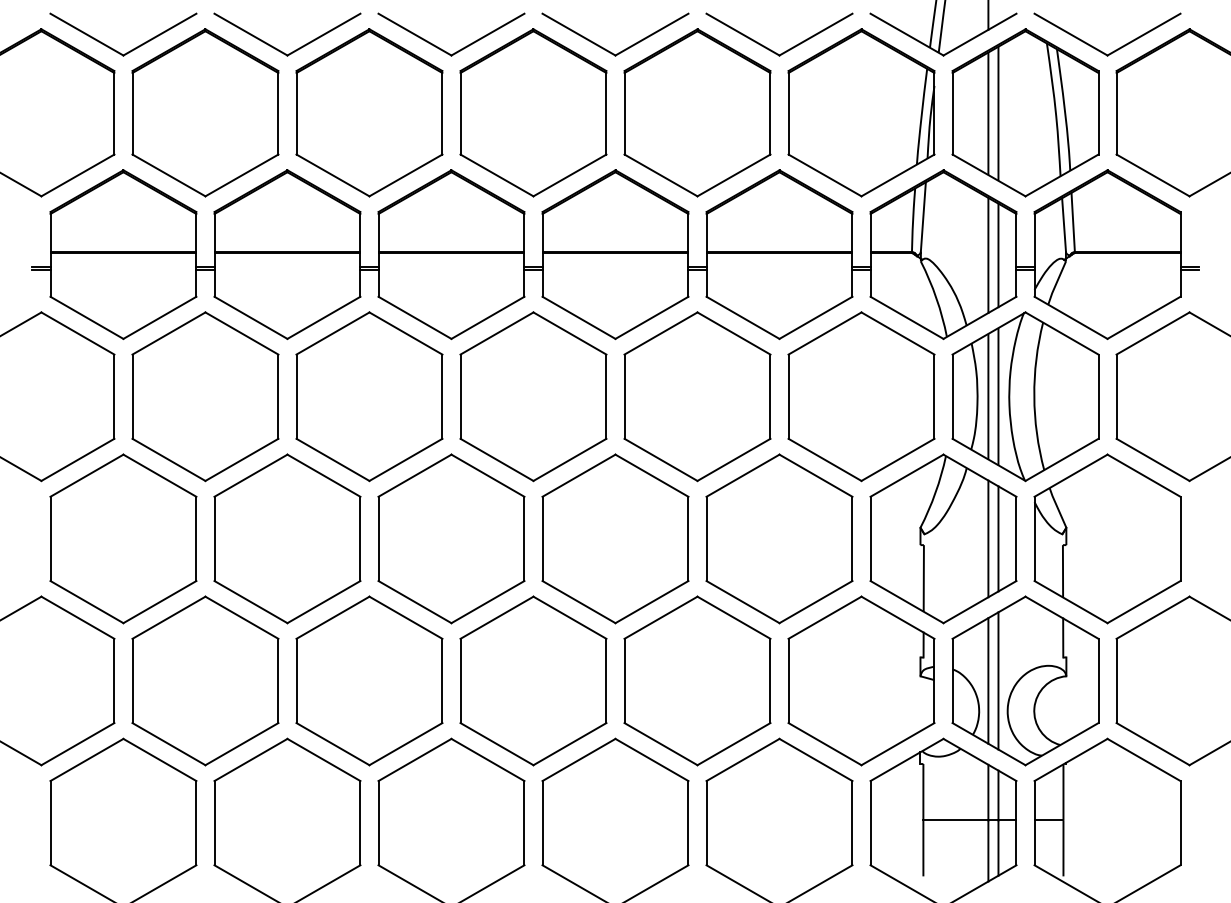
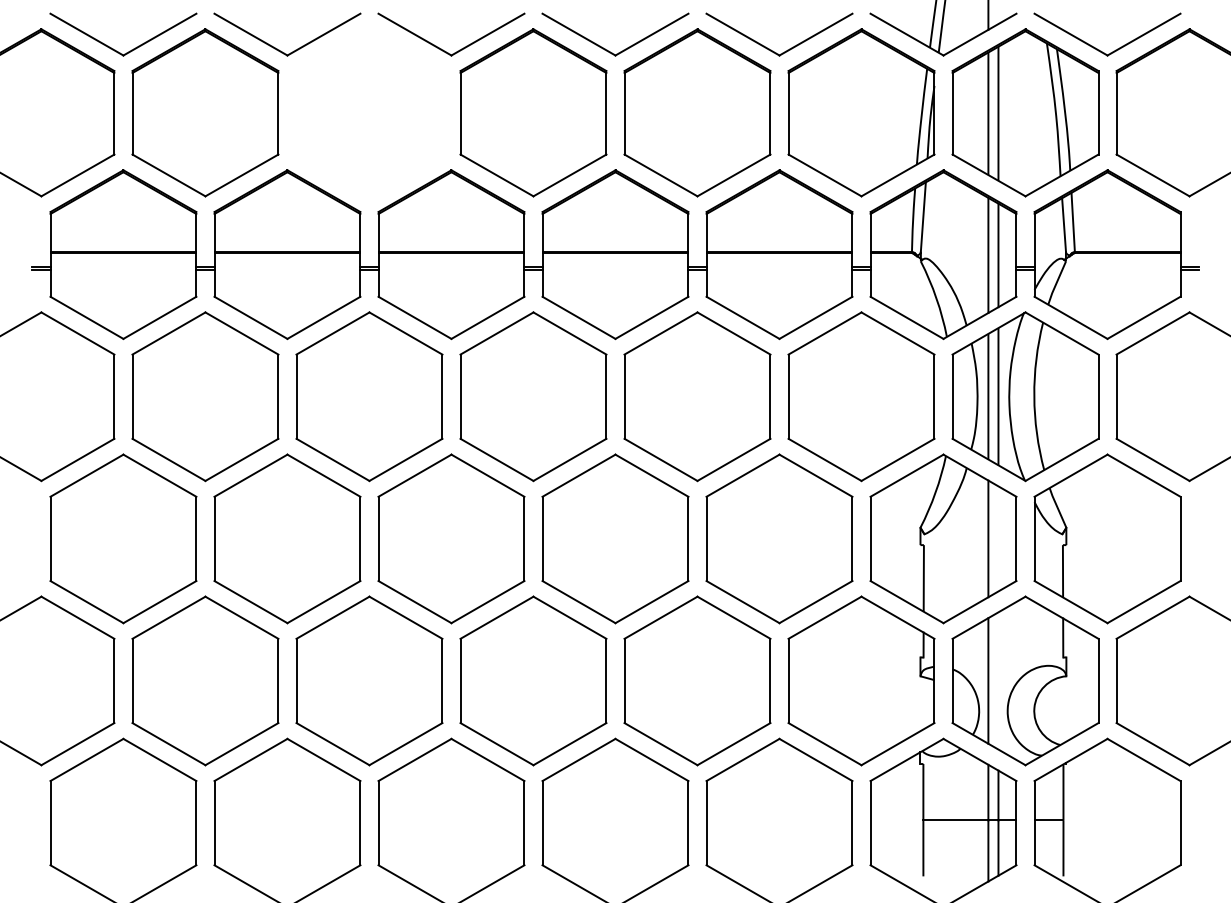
part: present -> none (369, 112)
line: present -> none (998, 538)
line: present -> none (998, 680)
